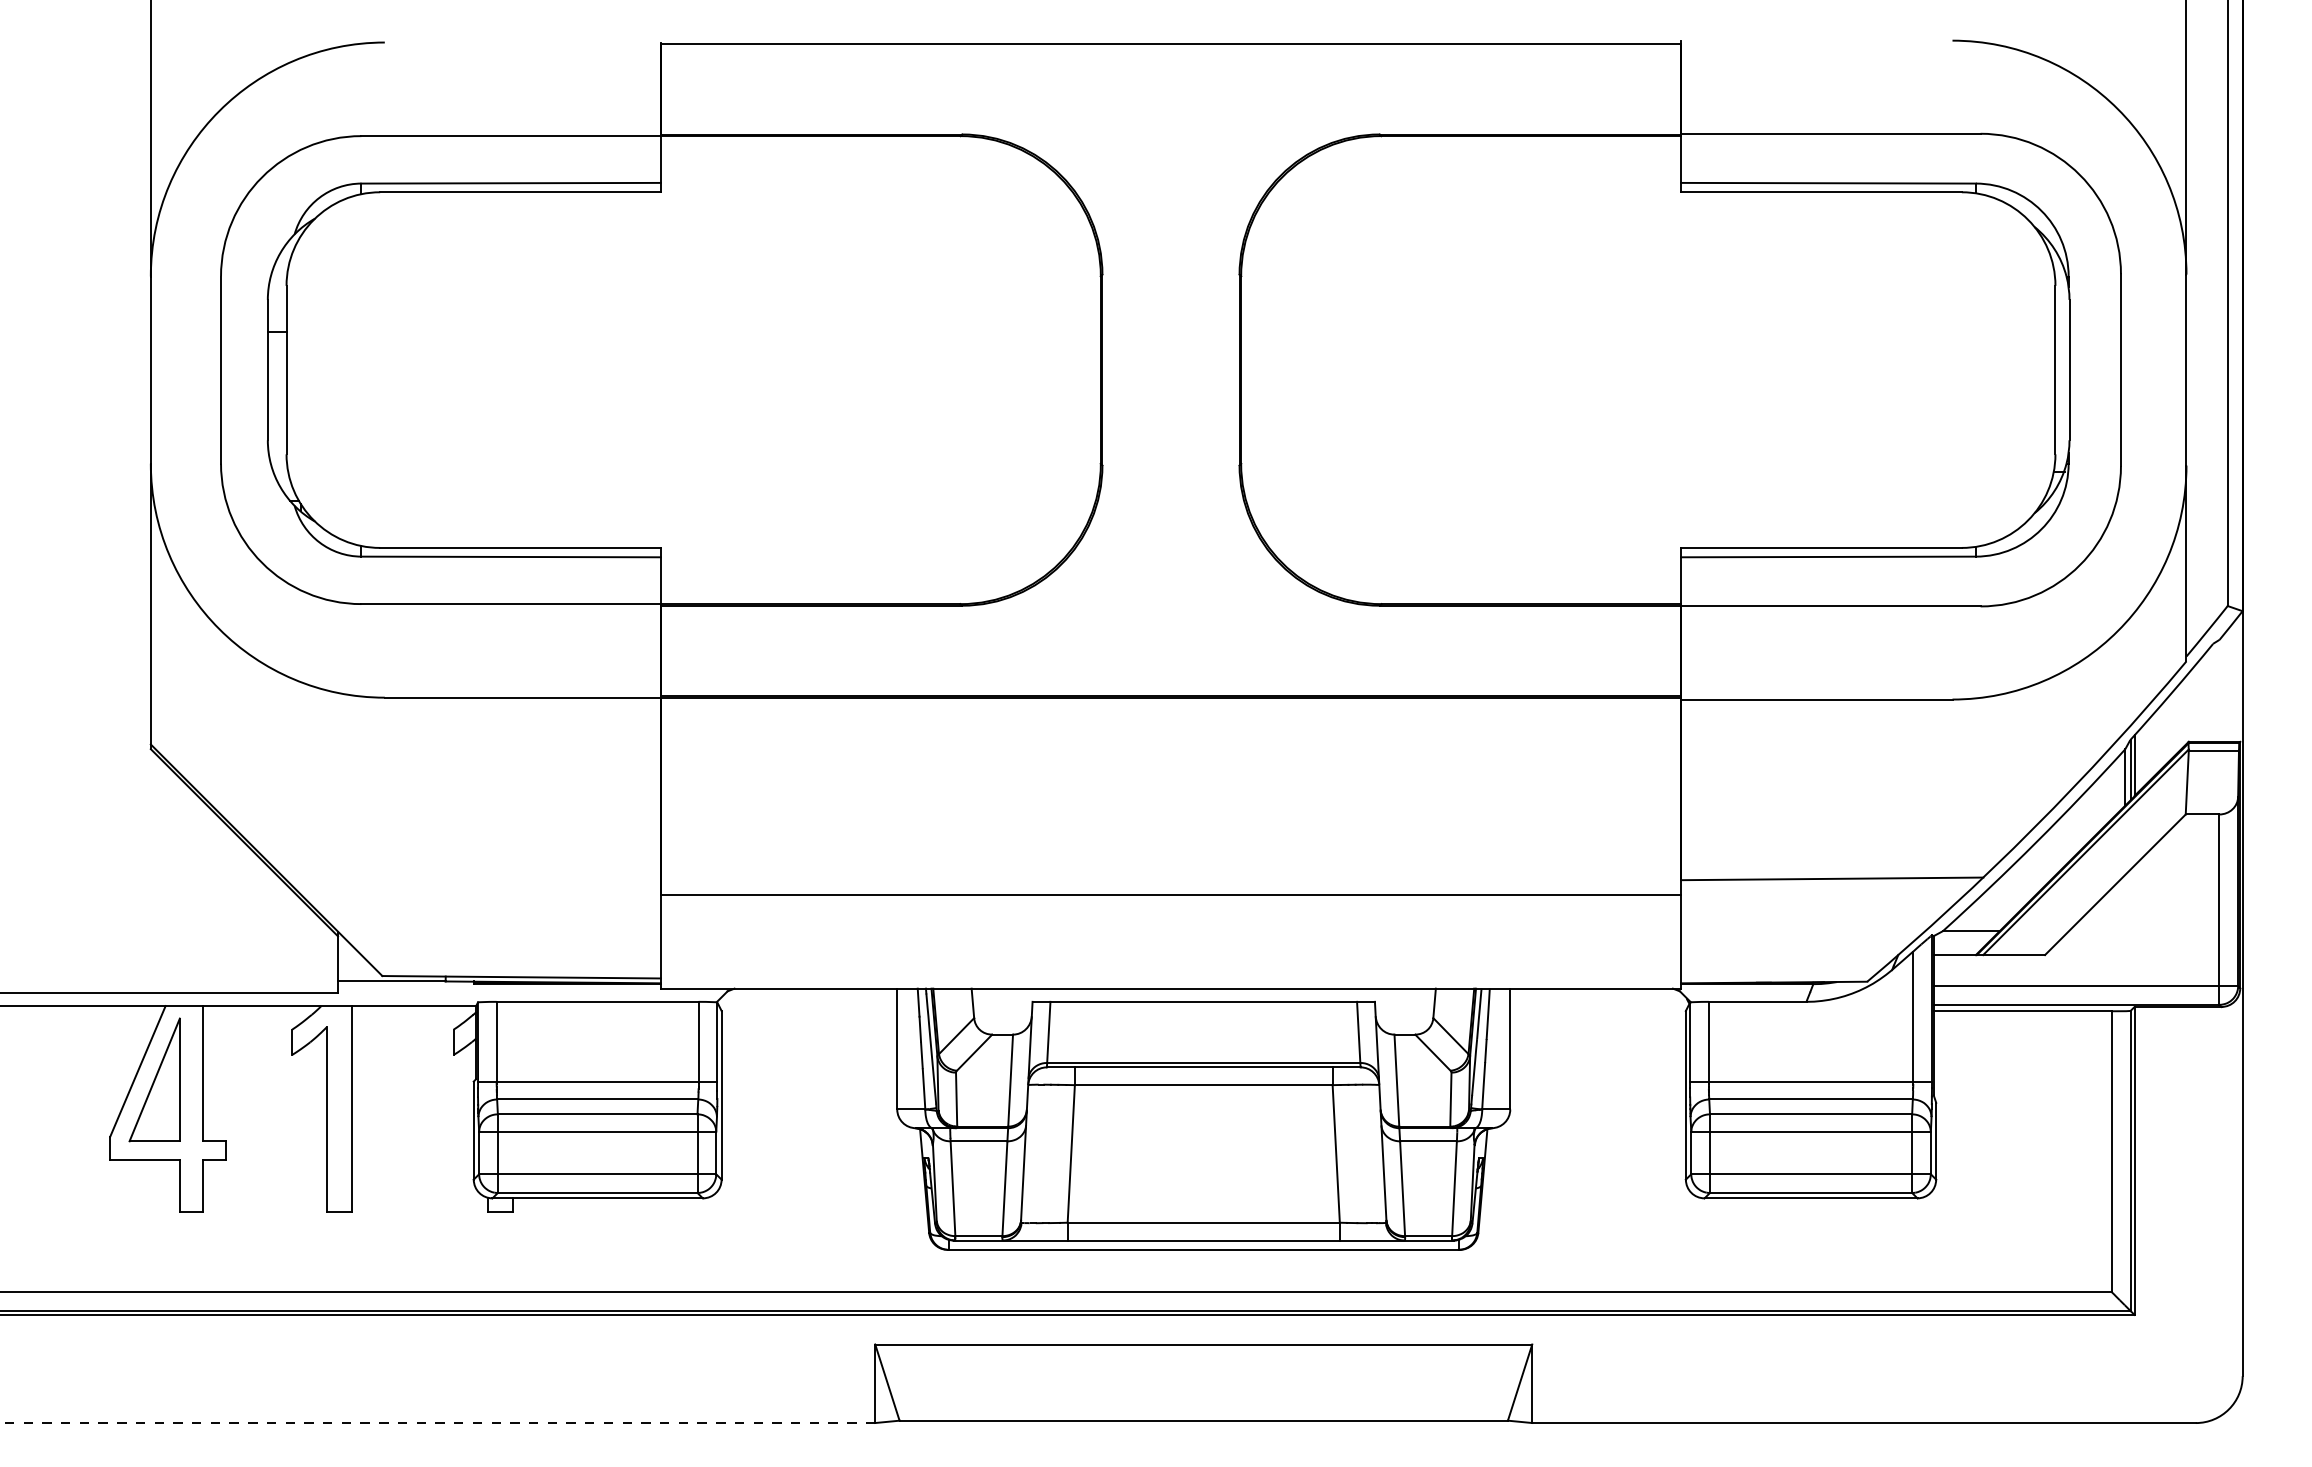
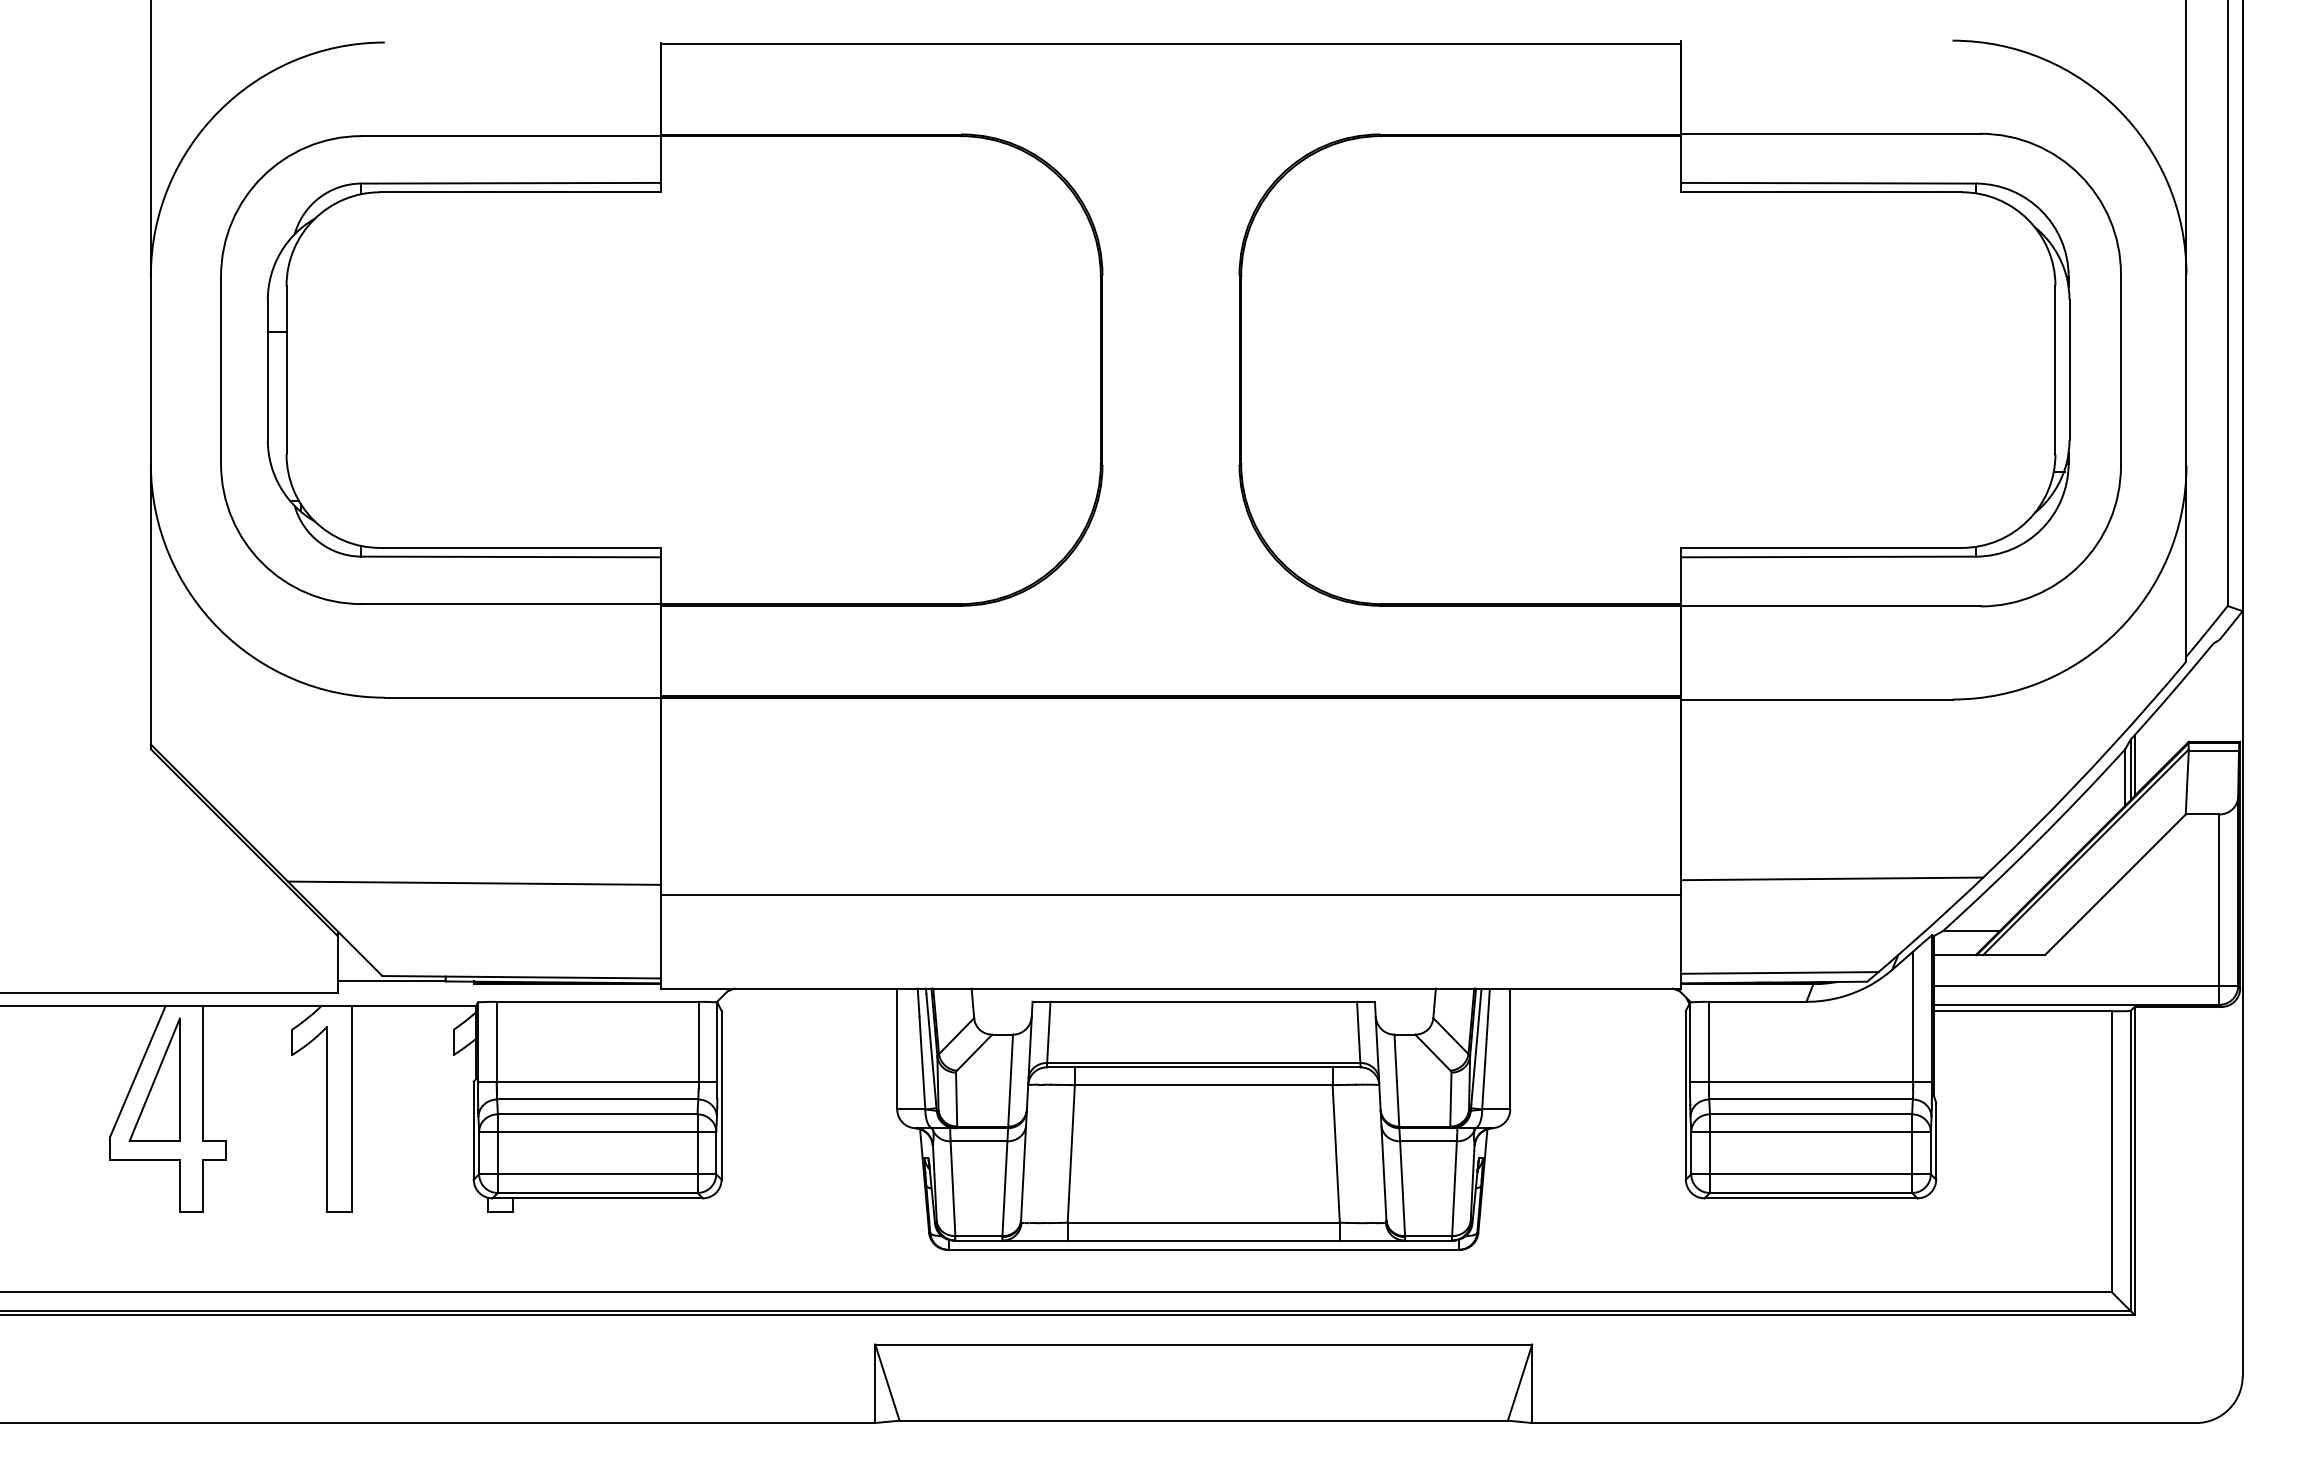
line: none -> present (473, 882)
line: none -> present (1779, 972)
line: dashed -> solid (437, 1423)
